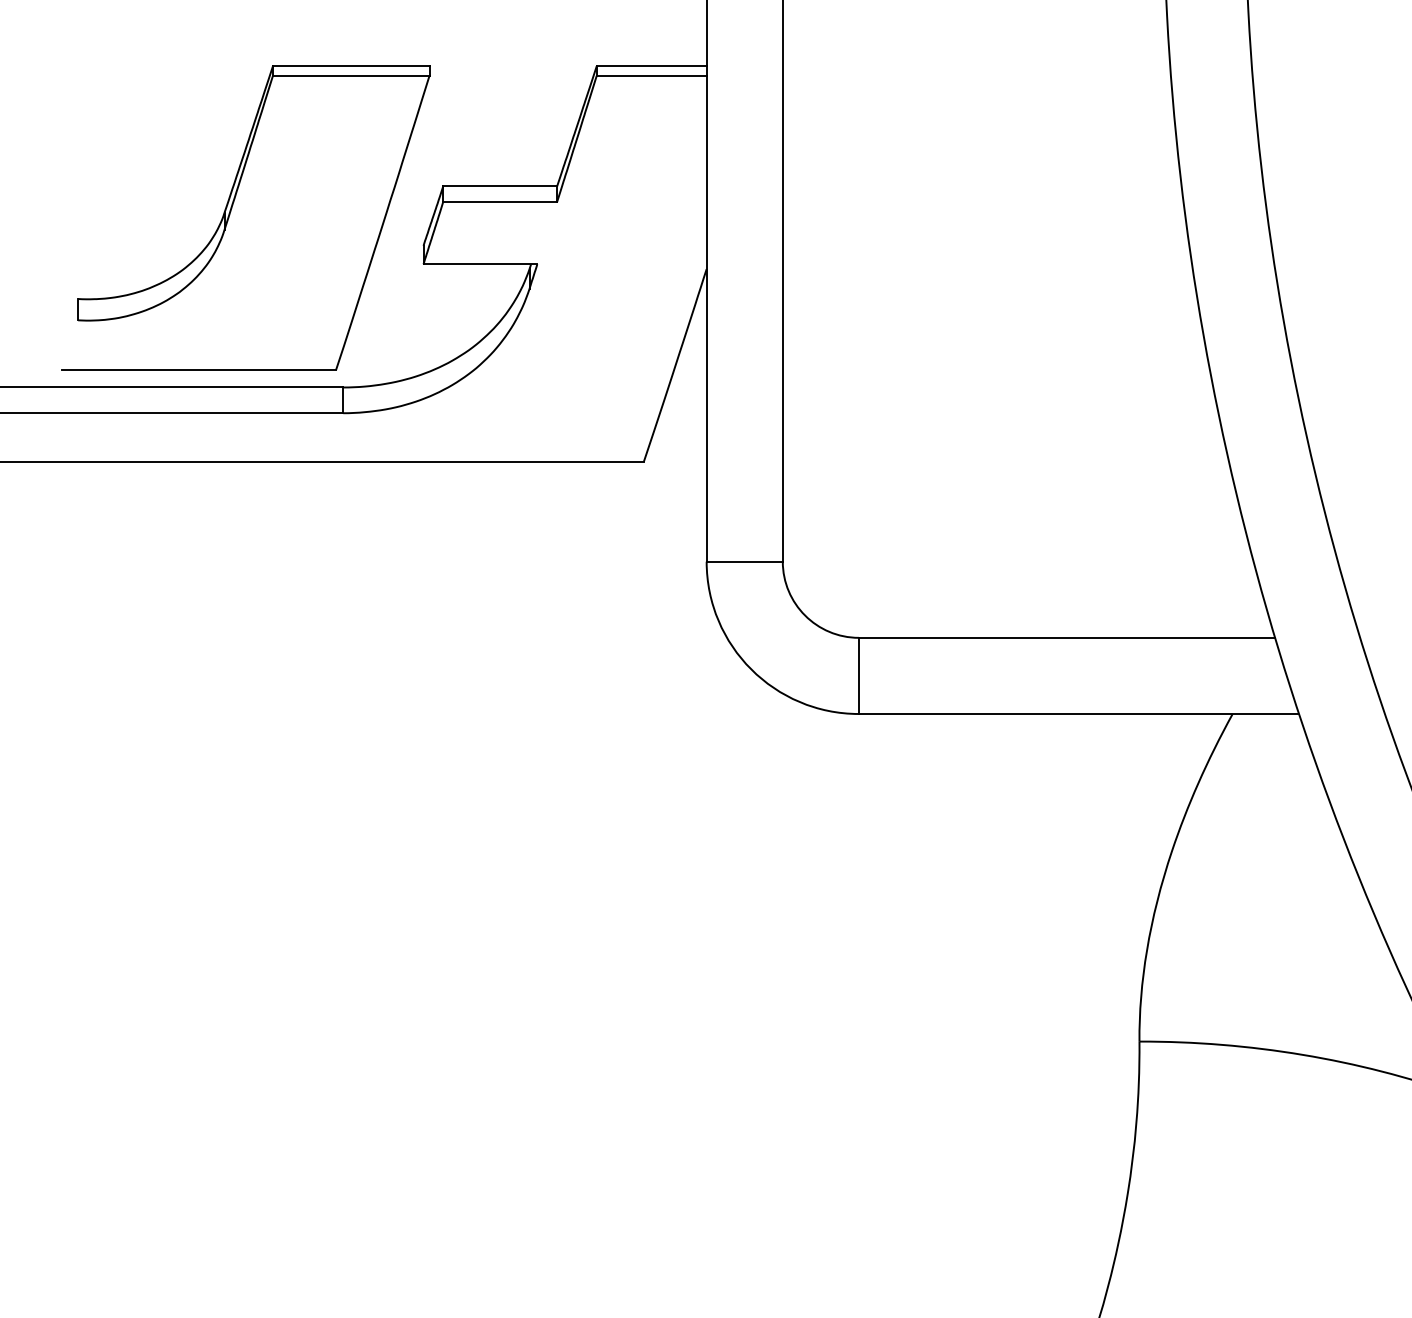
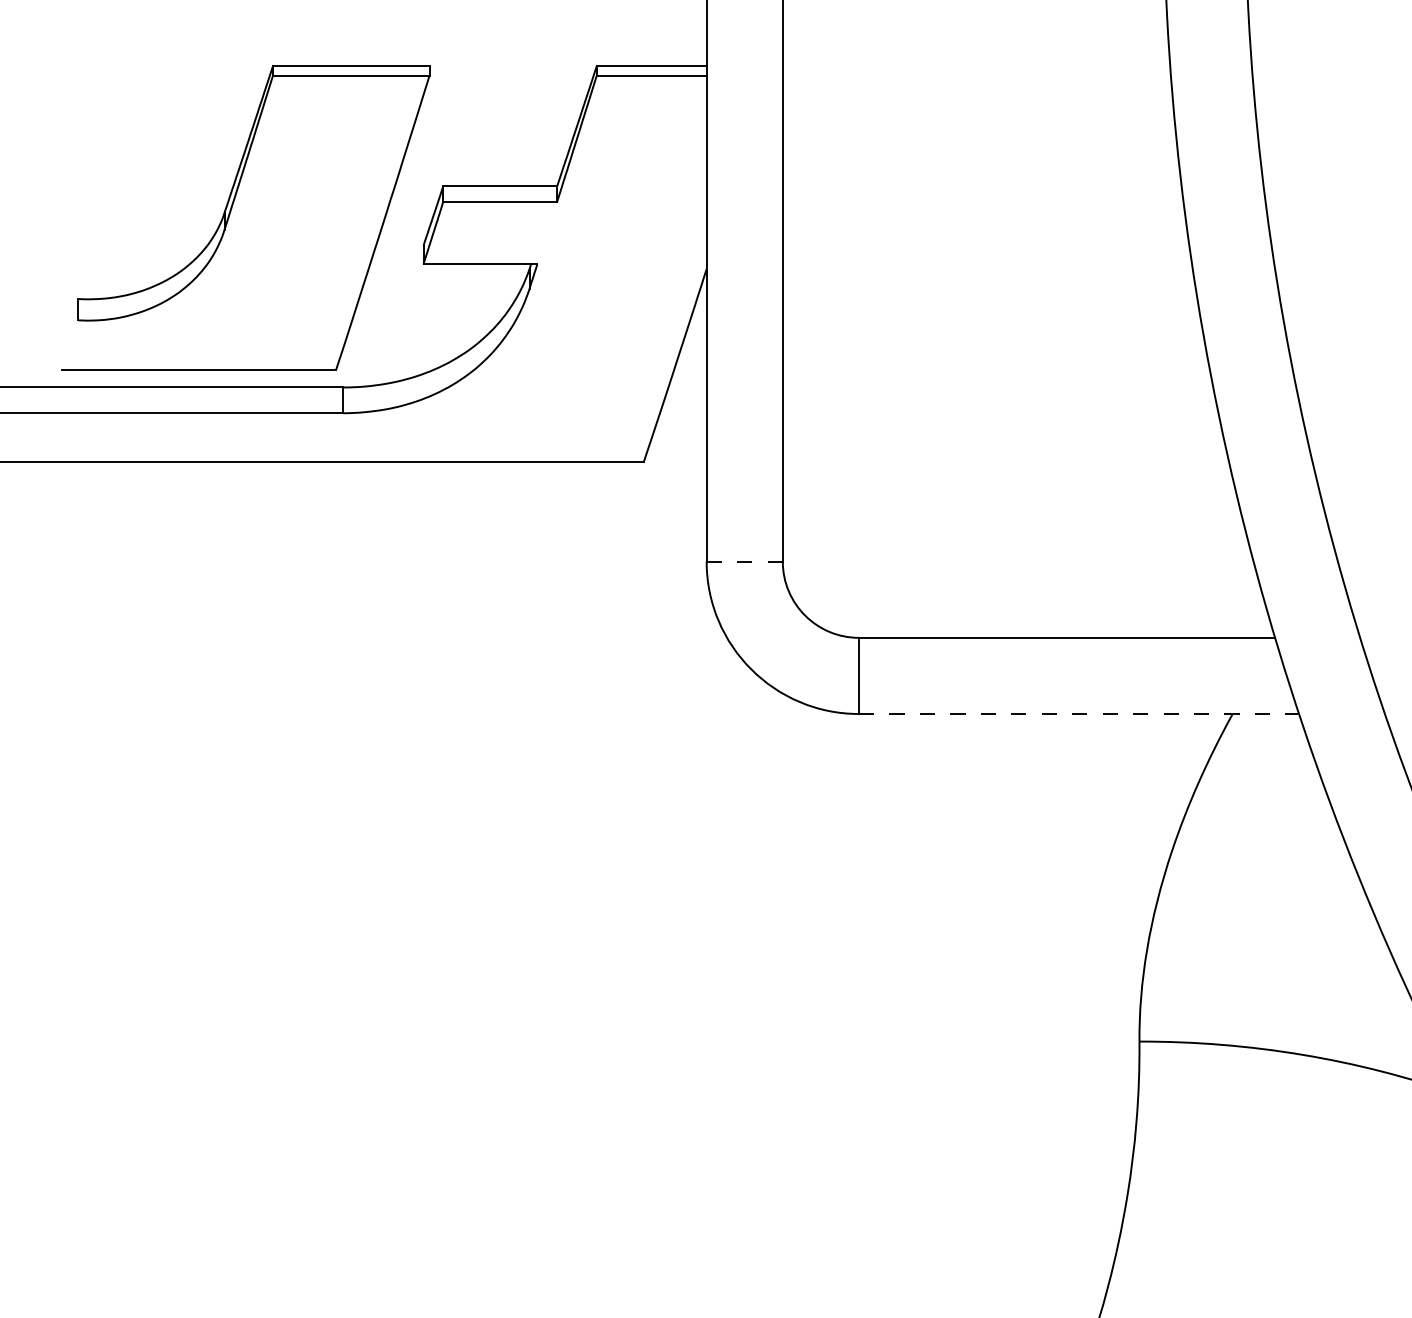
line: solid -> dashed (745, 561)
line: solid -> dashed (1078, 714)
